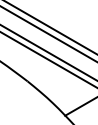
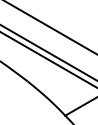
line: present -> none (48, 33)
